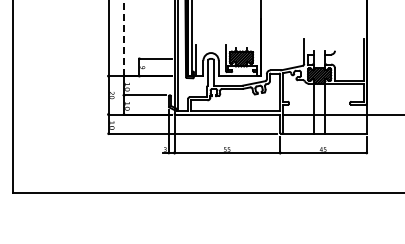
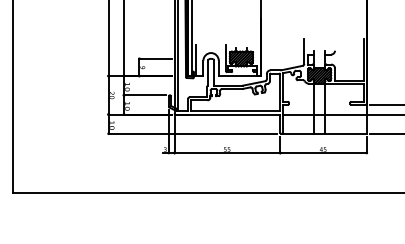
line: dashed -> solid (124, 38)
line: none -> present (385, 104)
line: none -> present (385, 133)
